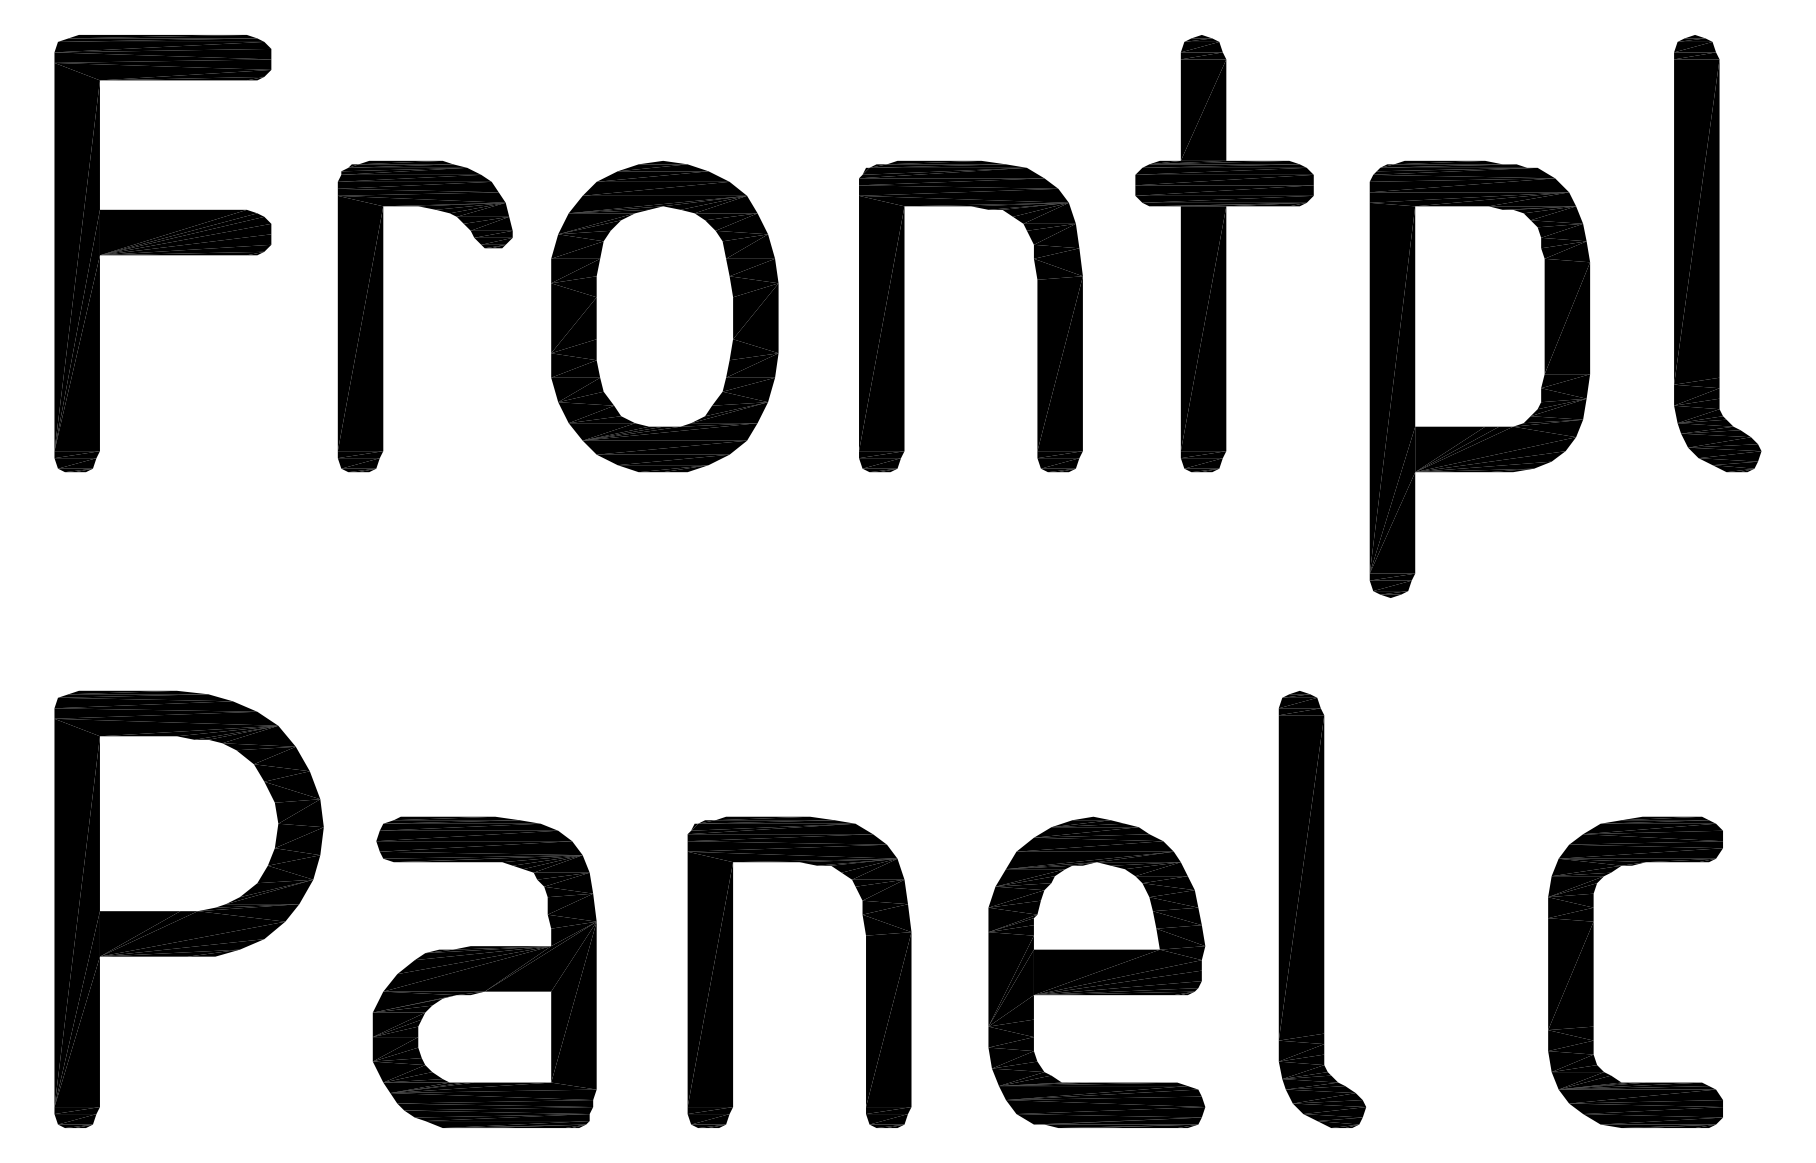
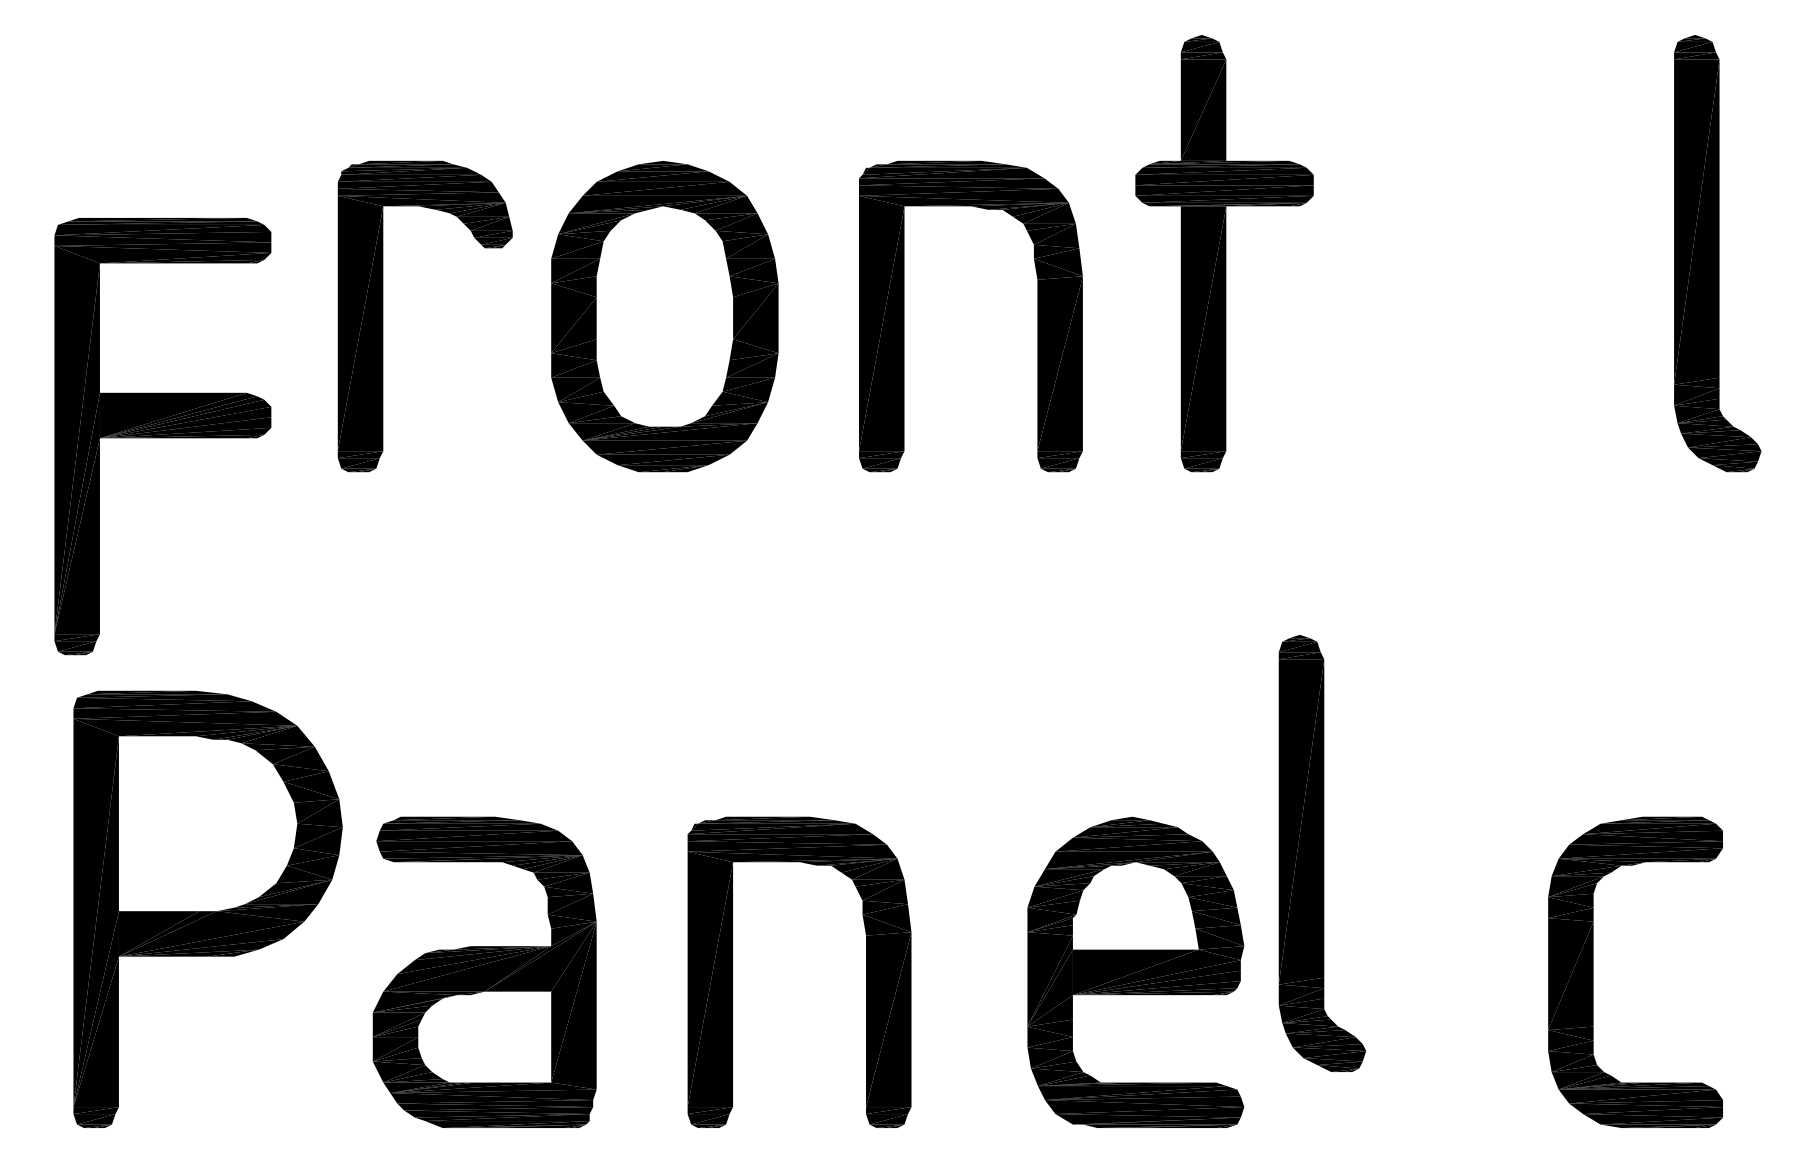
part position: (162, 253) -> (162, 436) (162, 436)
part: present -> none (1479, 378)
part position: (188, 908) -> (207, 908) (207, 908)
part position: (1321, 909) -> (1321, 853) (1321, 853)
part position: (1096, 971) -> (1135, 971) (1135, 971)
